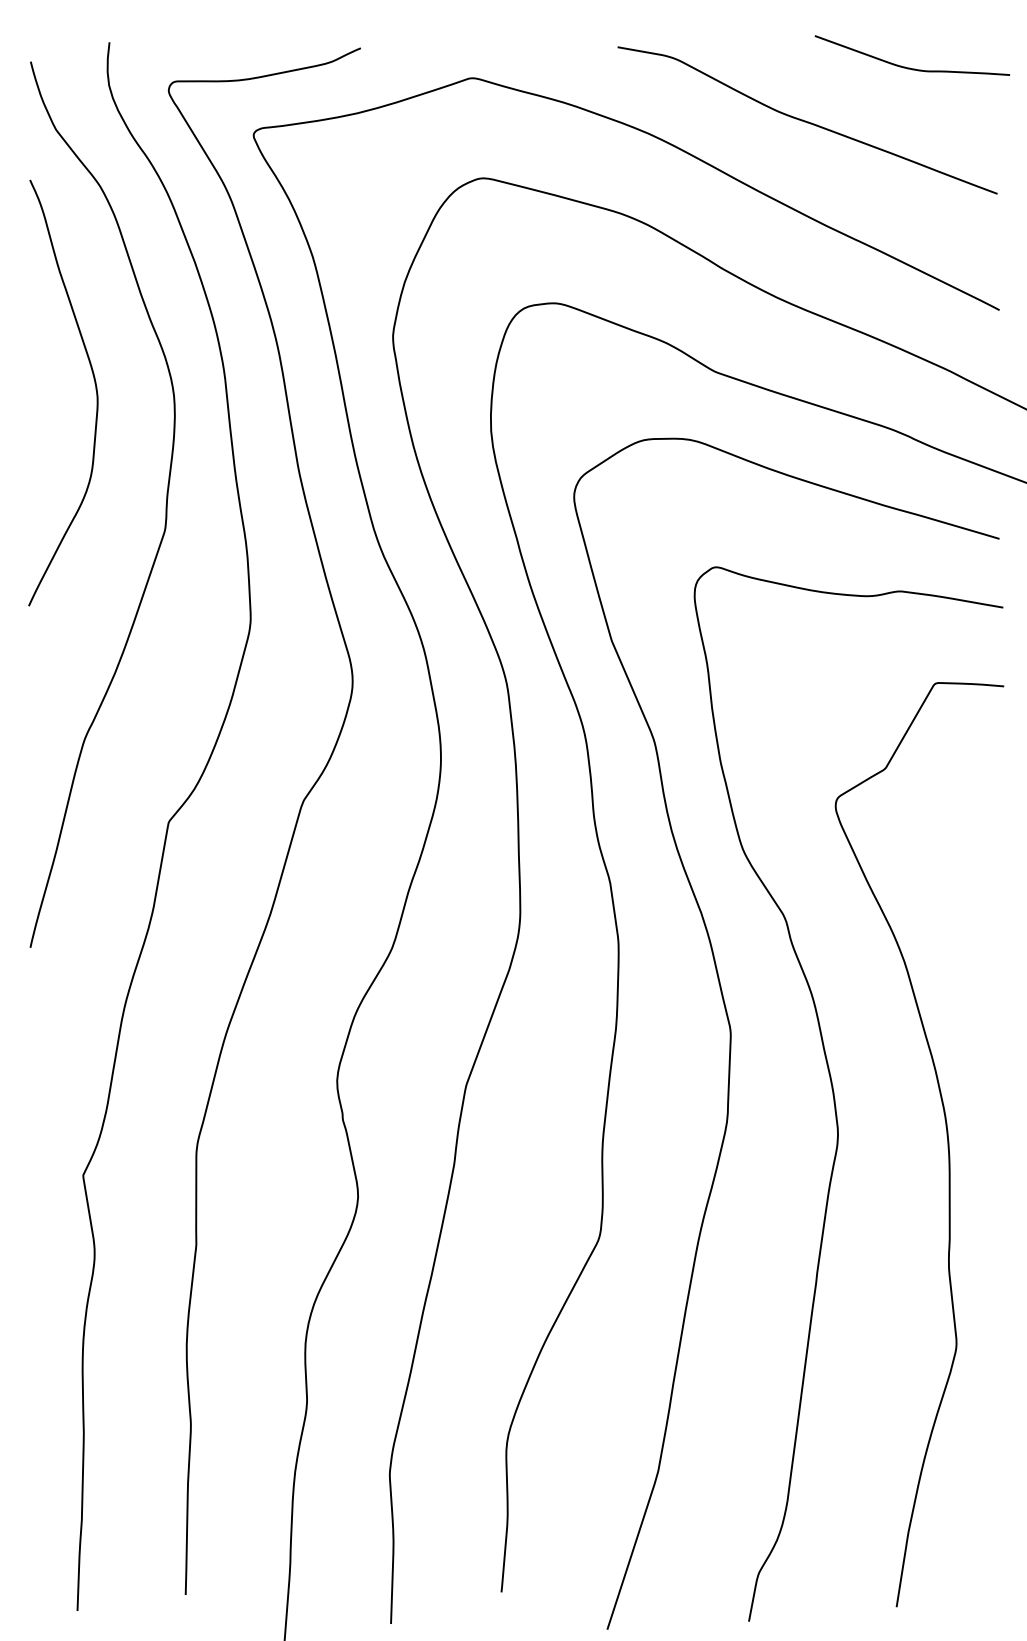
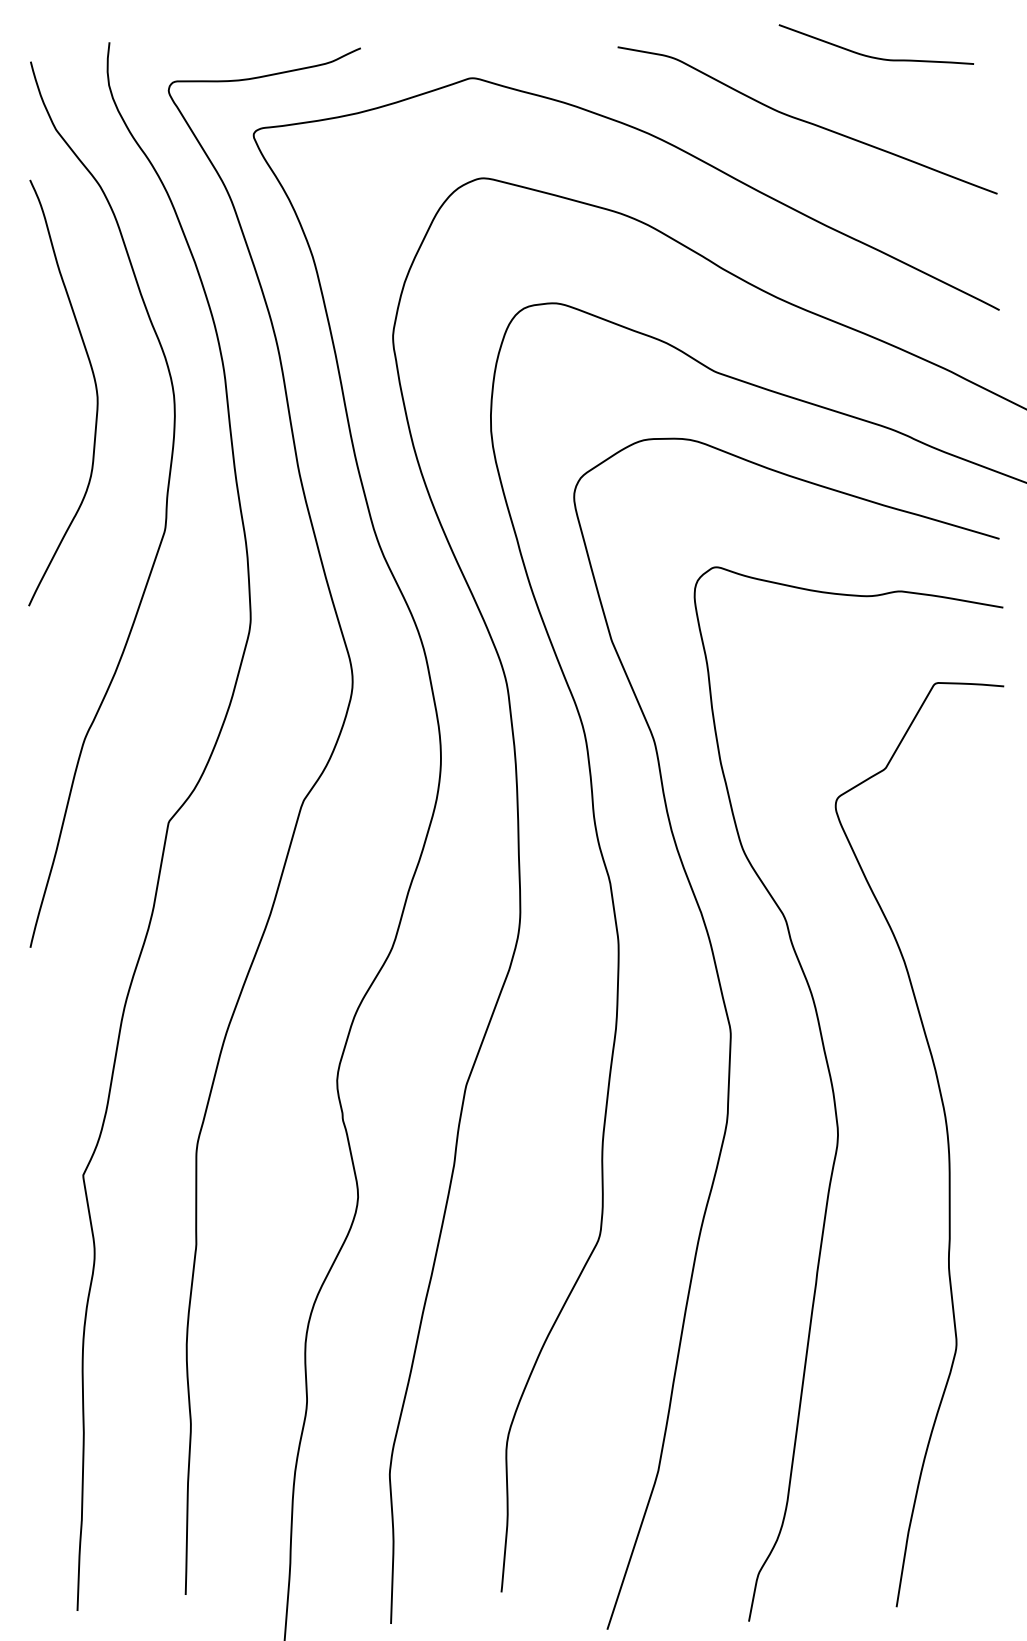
curve position: (910, 67) -> (874, 56) (874, 56)
